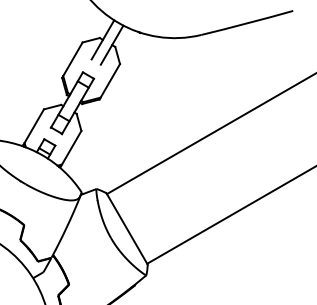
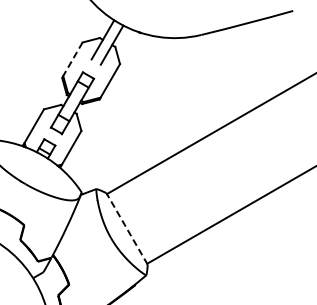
line: solid -> dashed (72, 60)
line: solid -> dashed (126, 228)
